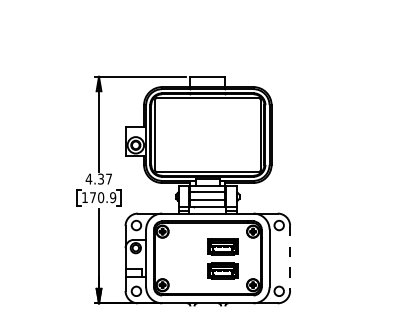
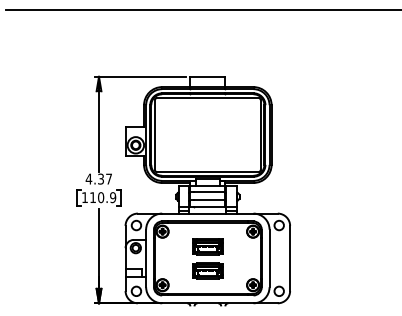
line: none -> present (201, 9)
text: 170.9 -> 110.9 (92, 197)
part position: (222, 258) -> (207, 258) (207, 258)
line: dashed -> solid (290, 258)
